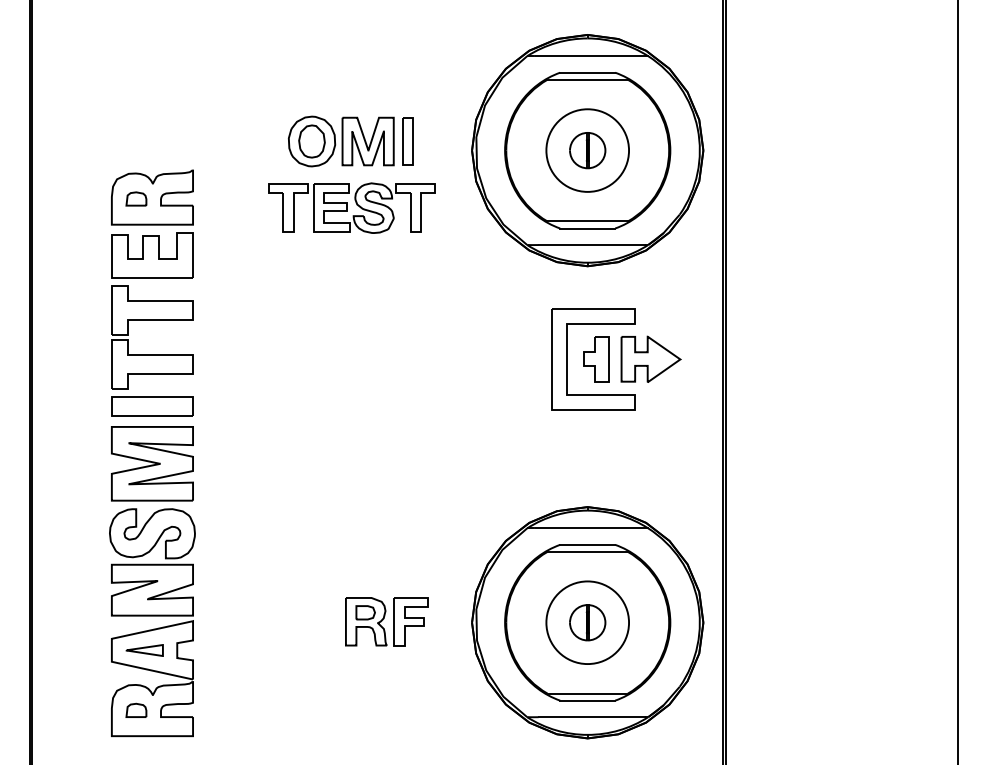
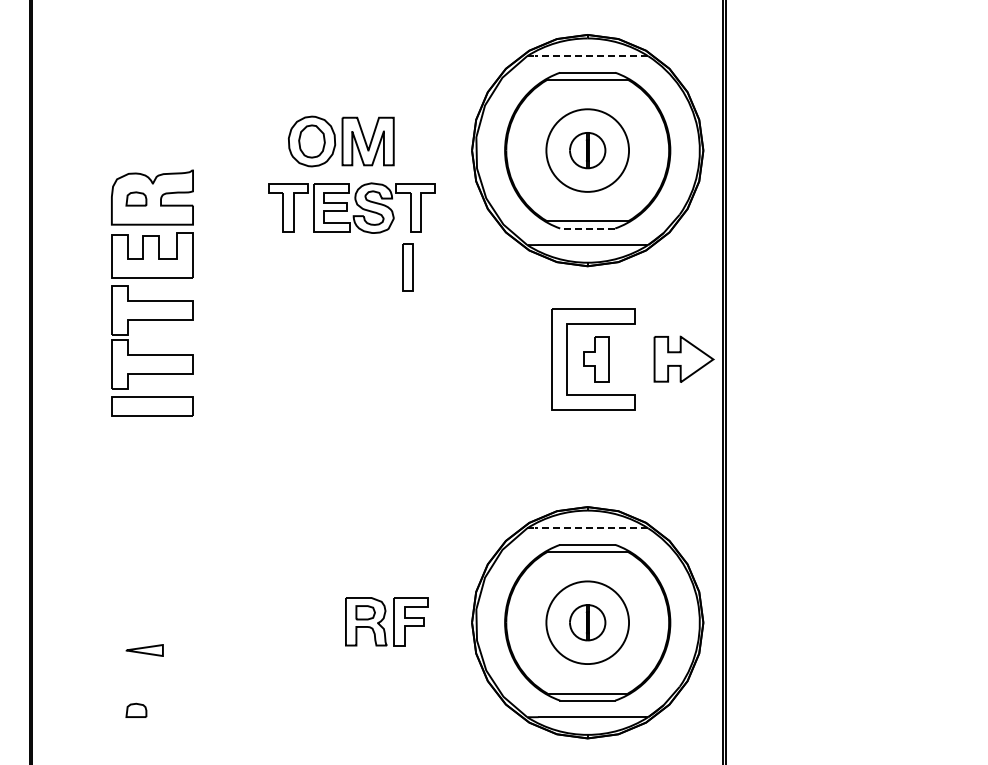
line: solid -> dashed (591, 56)
part position: (407, 141) -> (407, 267) (407, 267)
line: solid -> dashed (587, 228)
part position: (650, 358) -> (683, 358) (683, 358)
line: present -> none (958, 381)
line: solid -> dashed (591, 528)
part: present -> none (152, 581)
